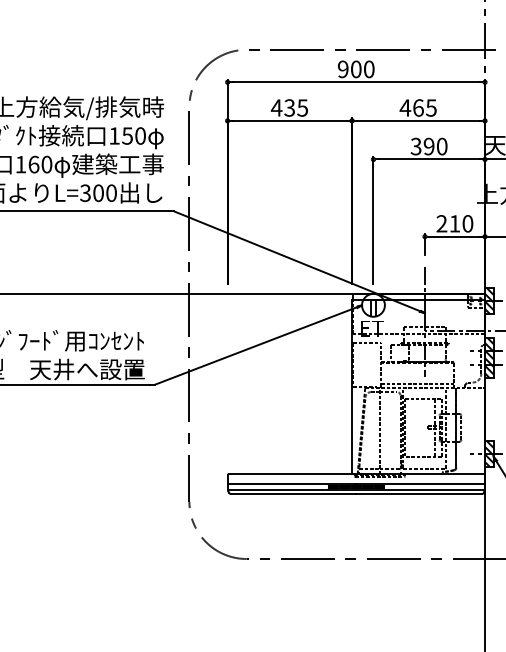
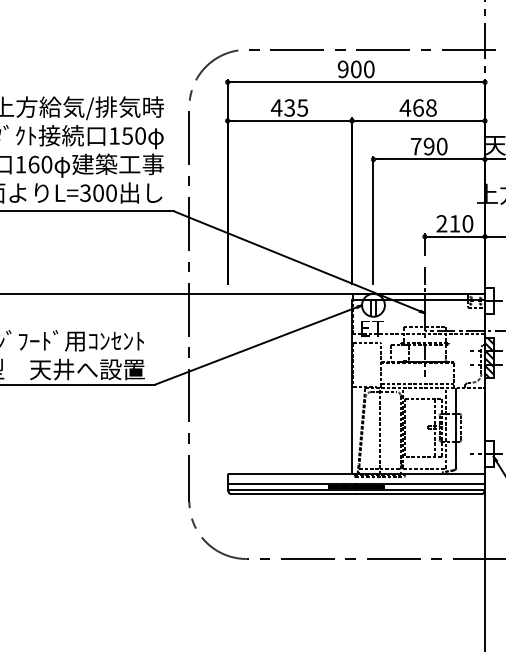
text: 465 -> 468 (430, 107)
text: 390 -> 790 (415, 146)
hatch: present -> none (489, 300)
hatch: present -> none (489, 453)
